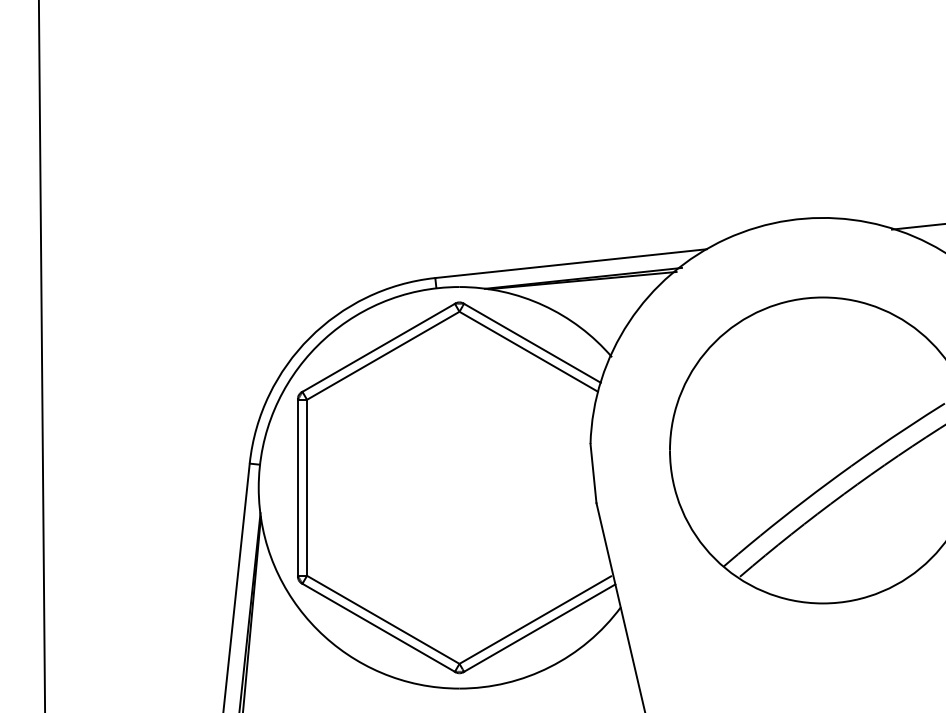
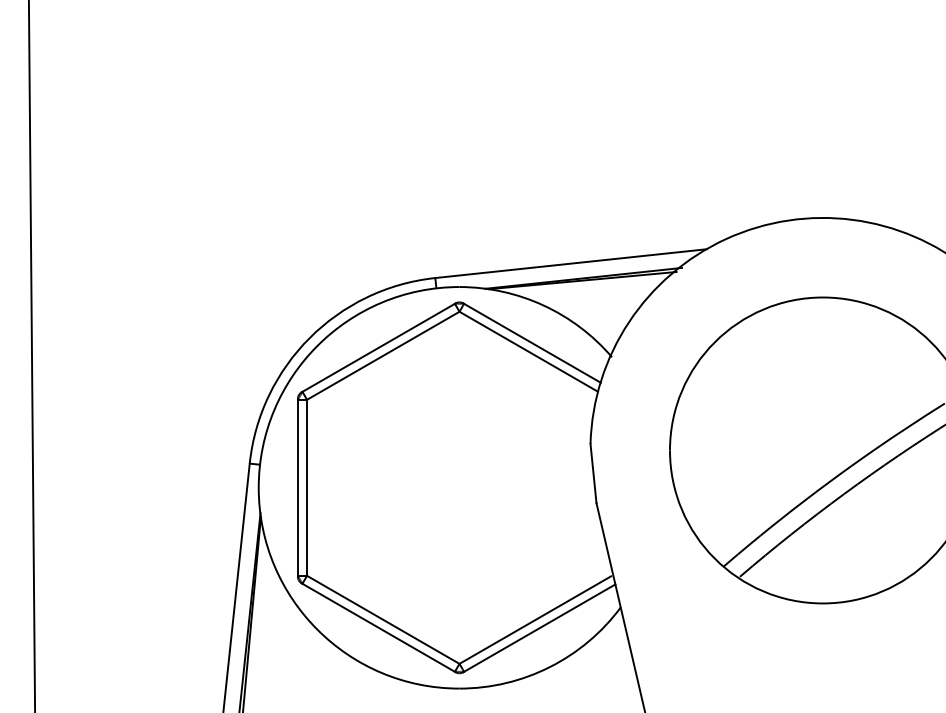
line: present -> none (916, 226)
line position: (41, 355) -> (31, 355) (31, 355)
